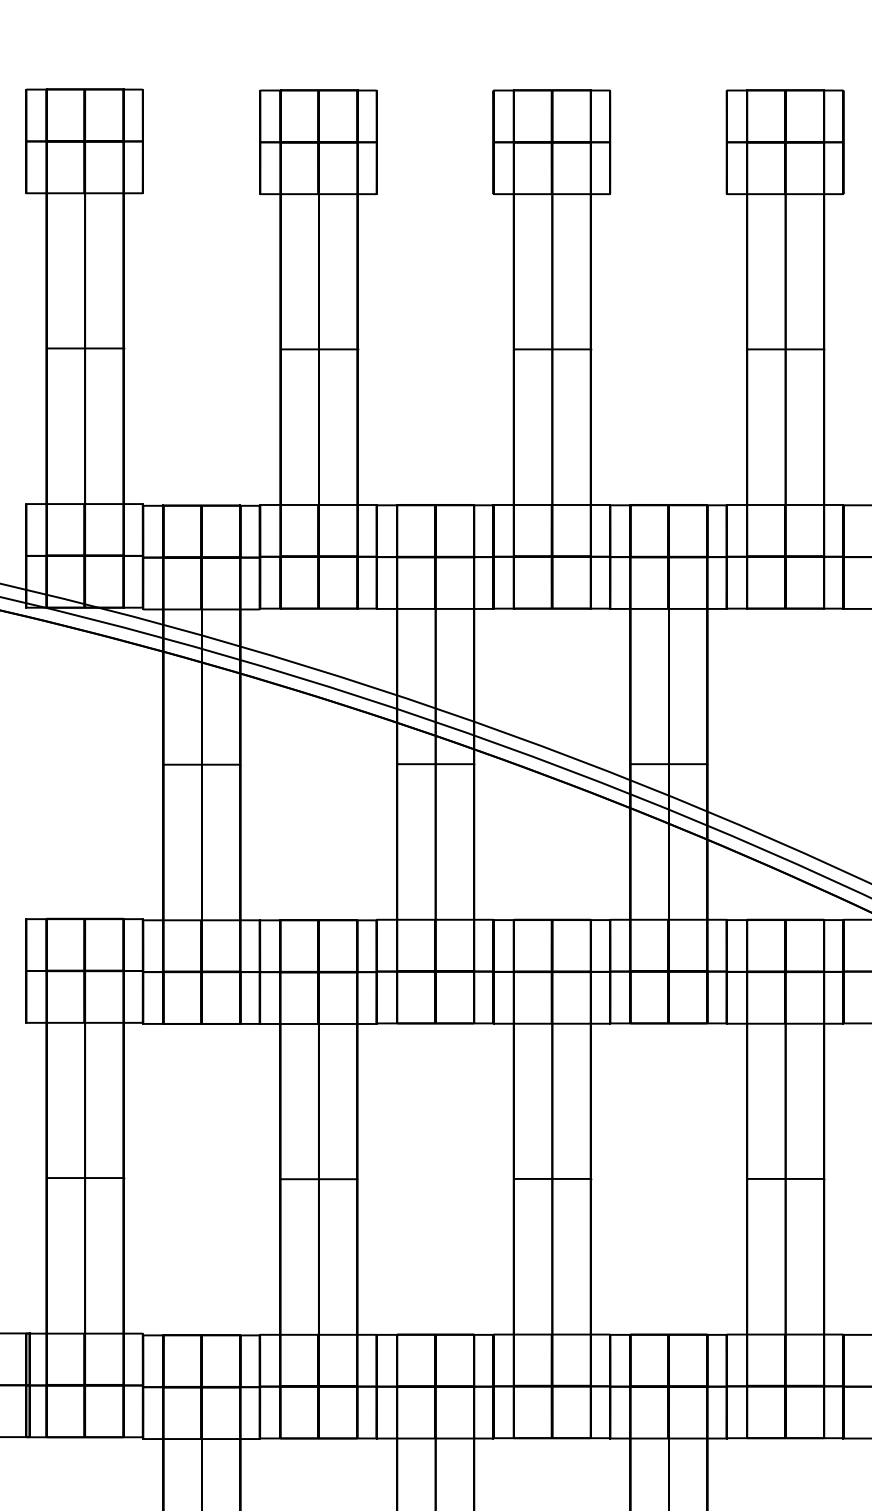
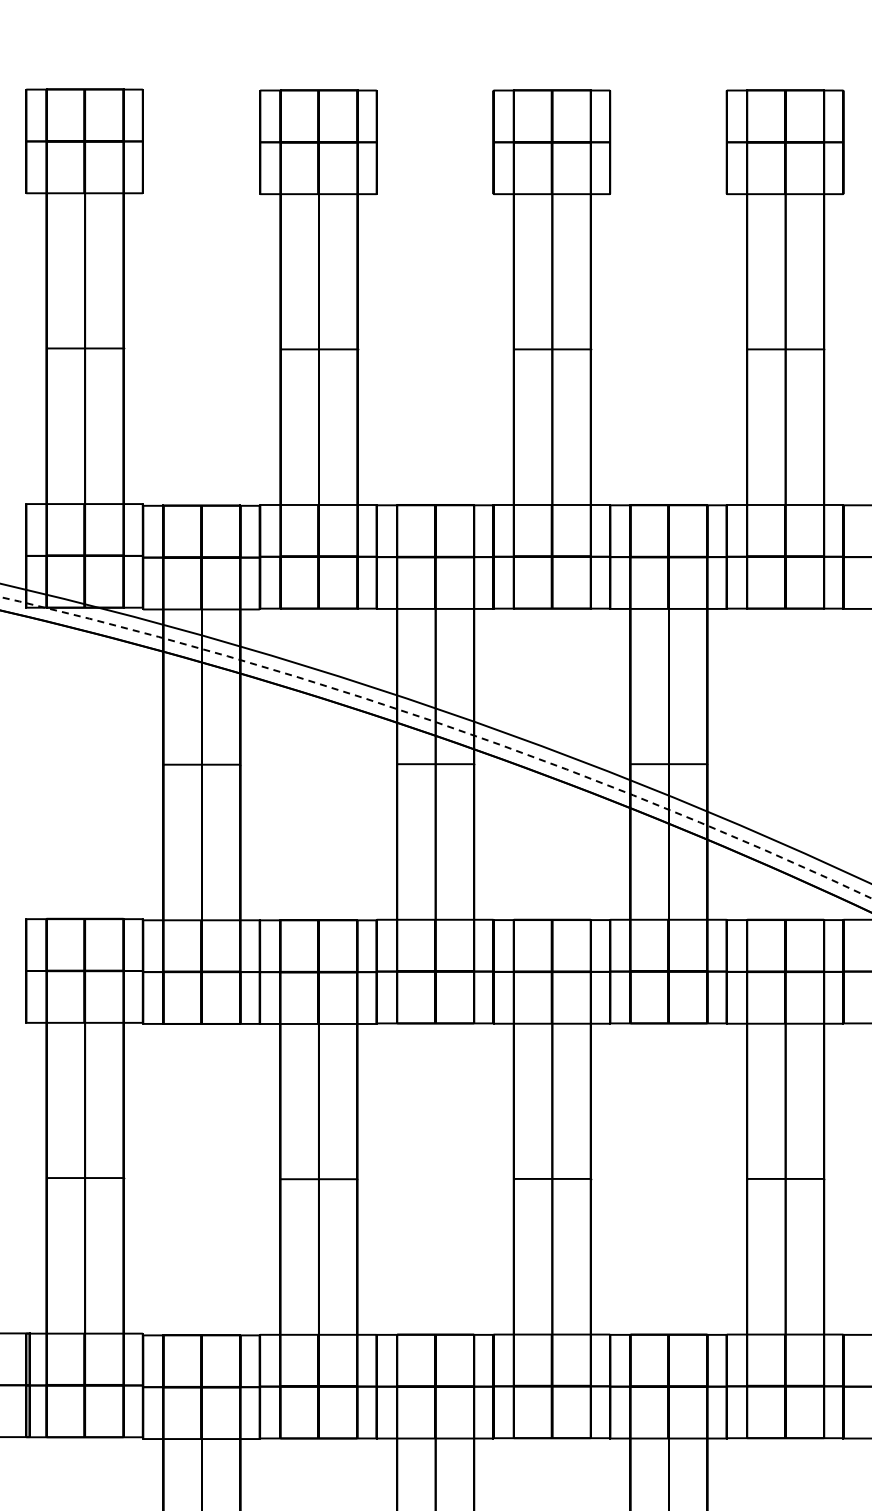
arc: solid -> dashed (444, 725)
